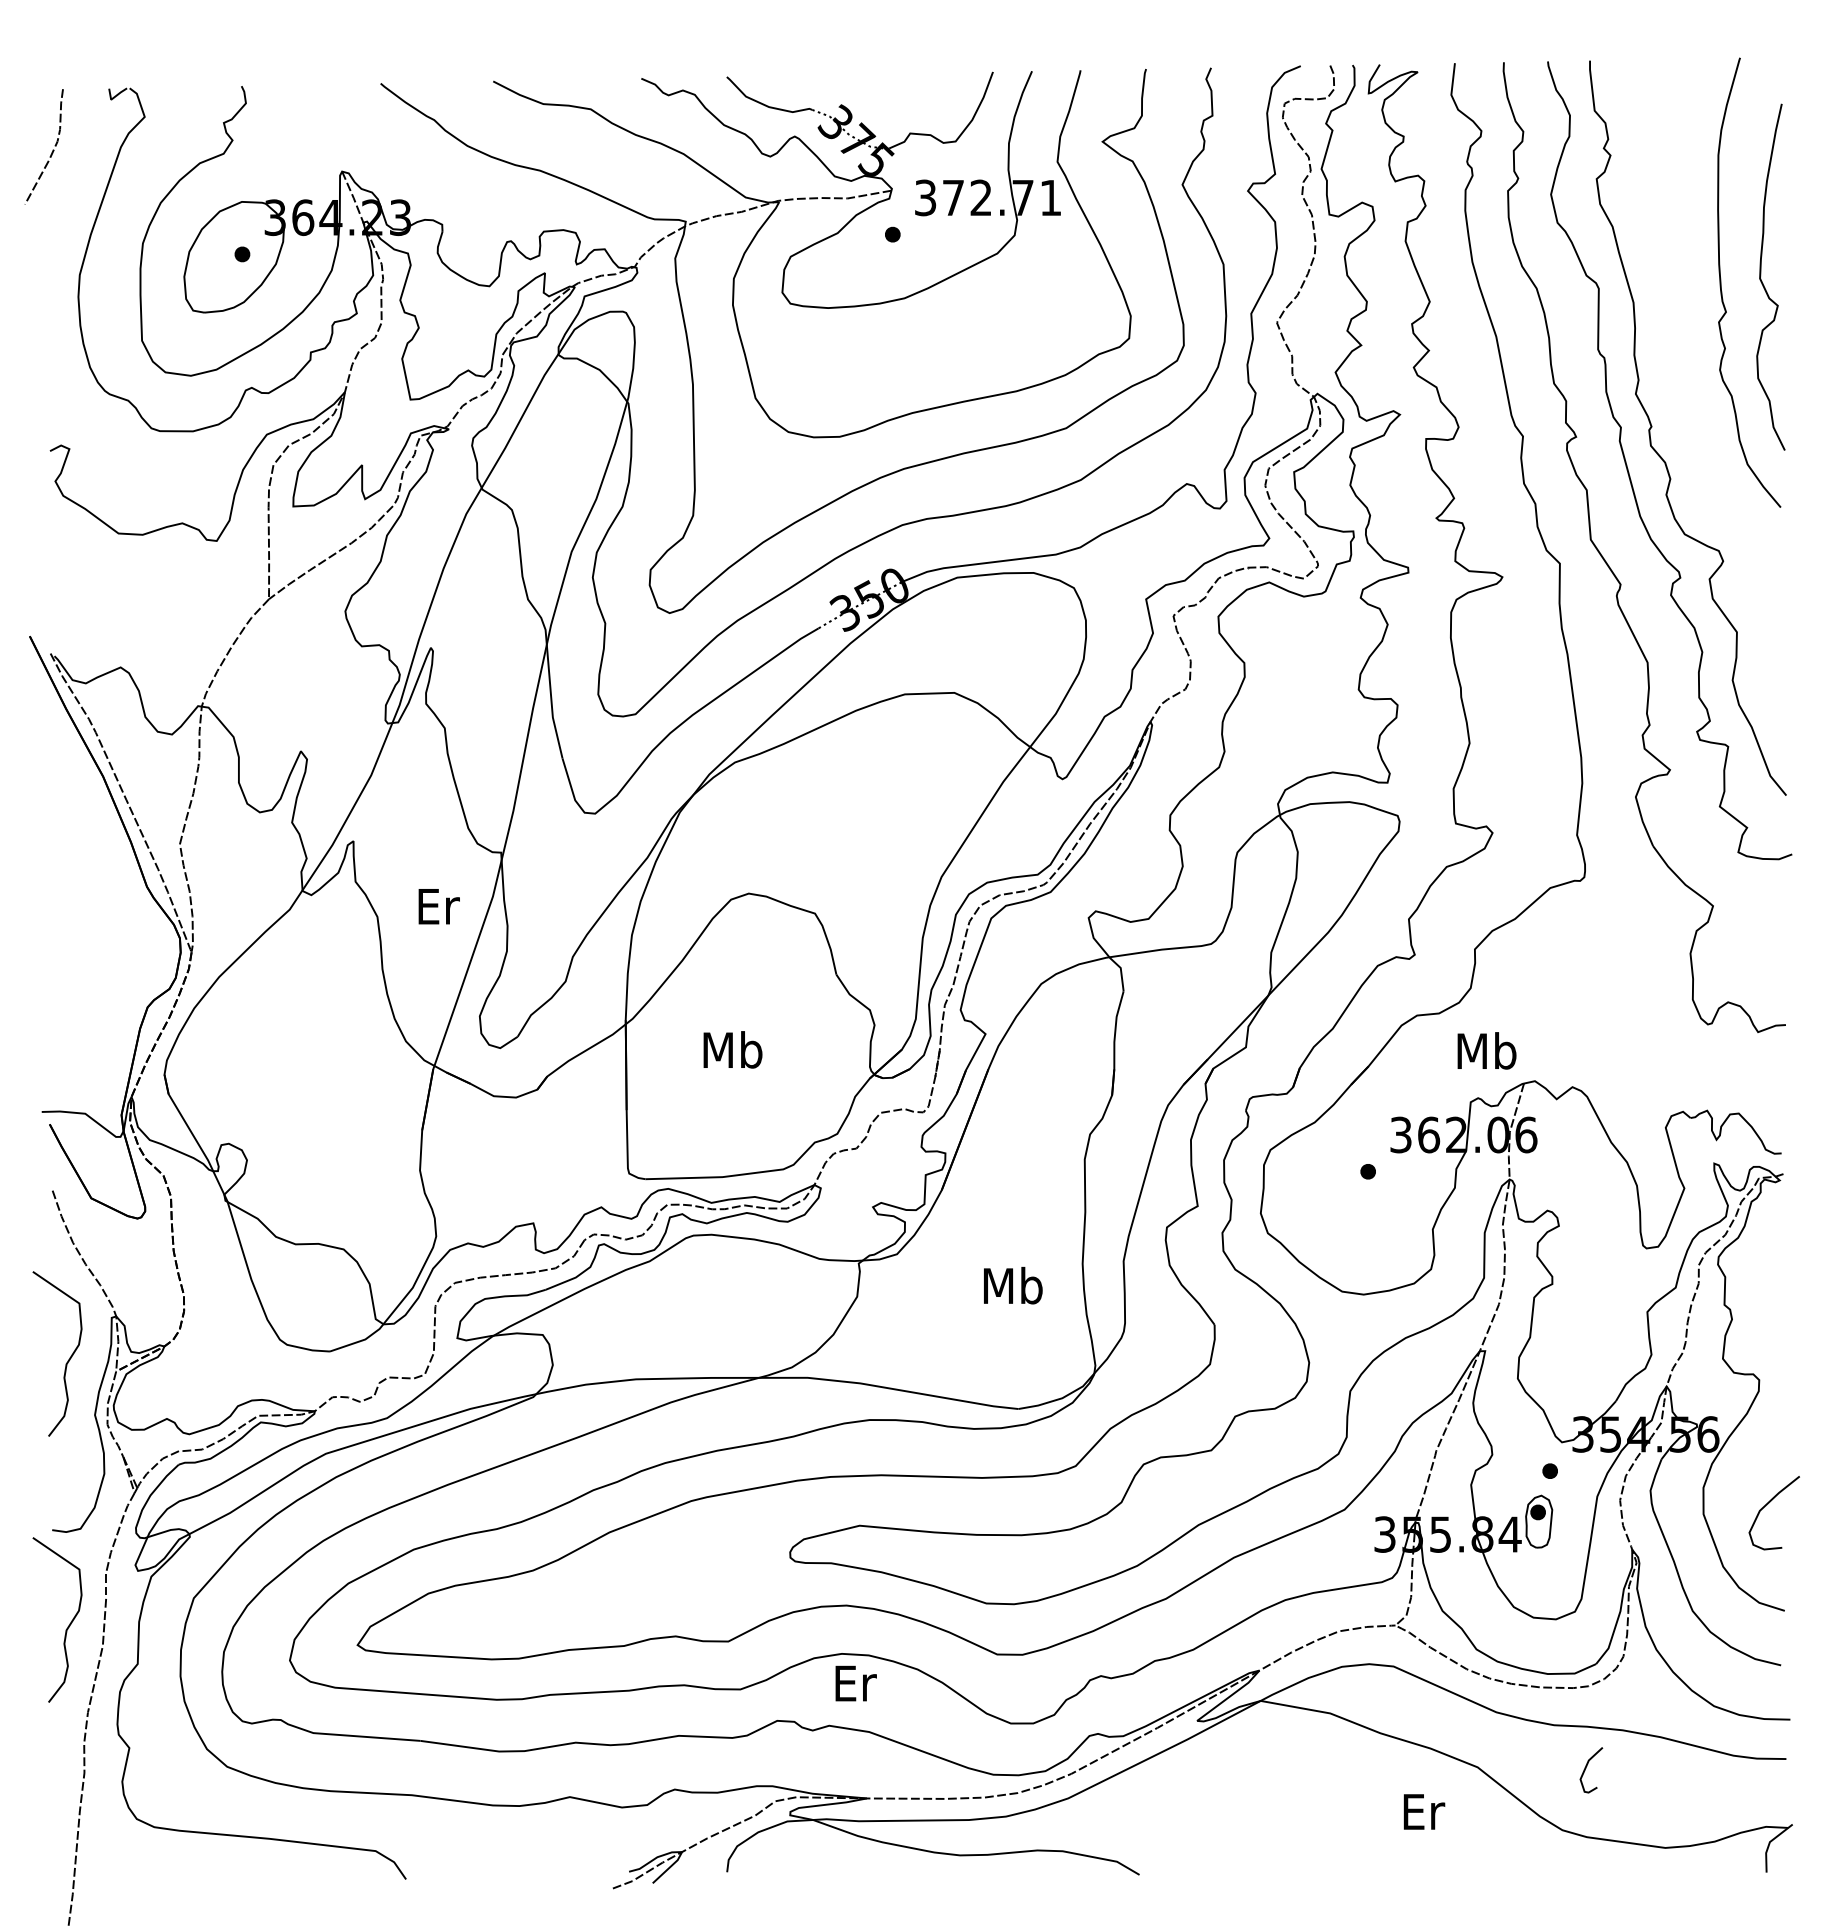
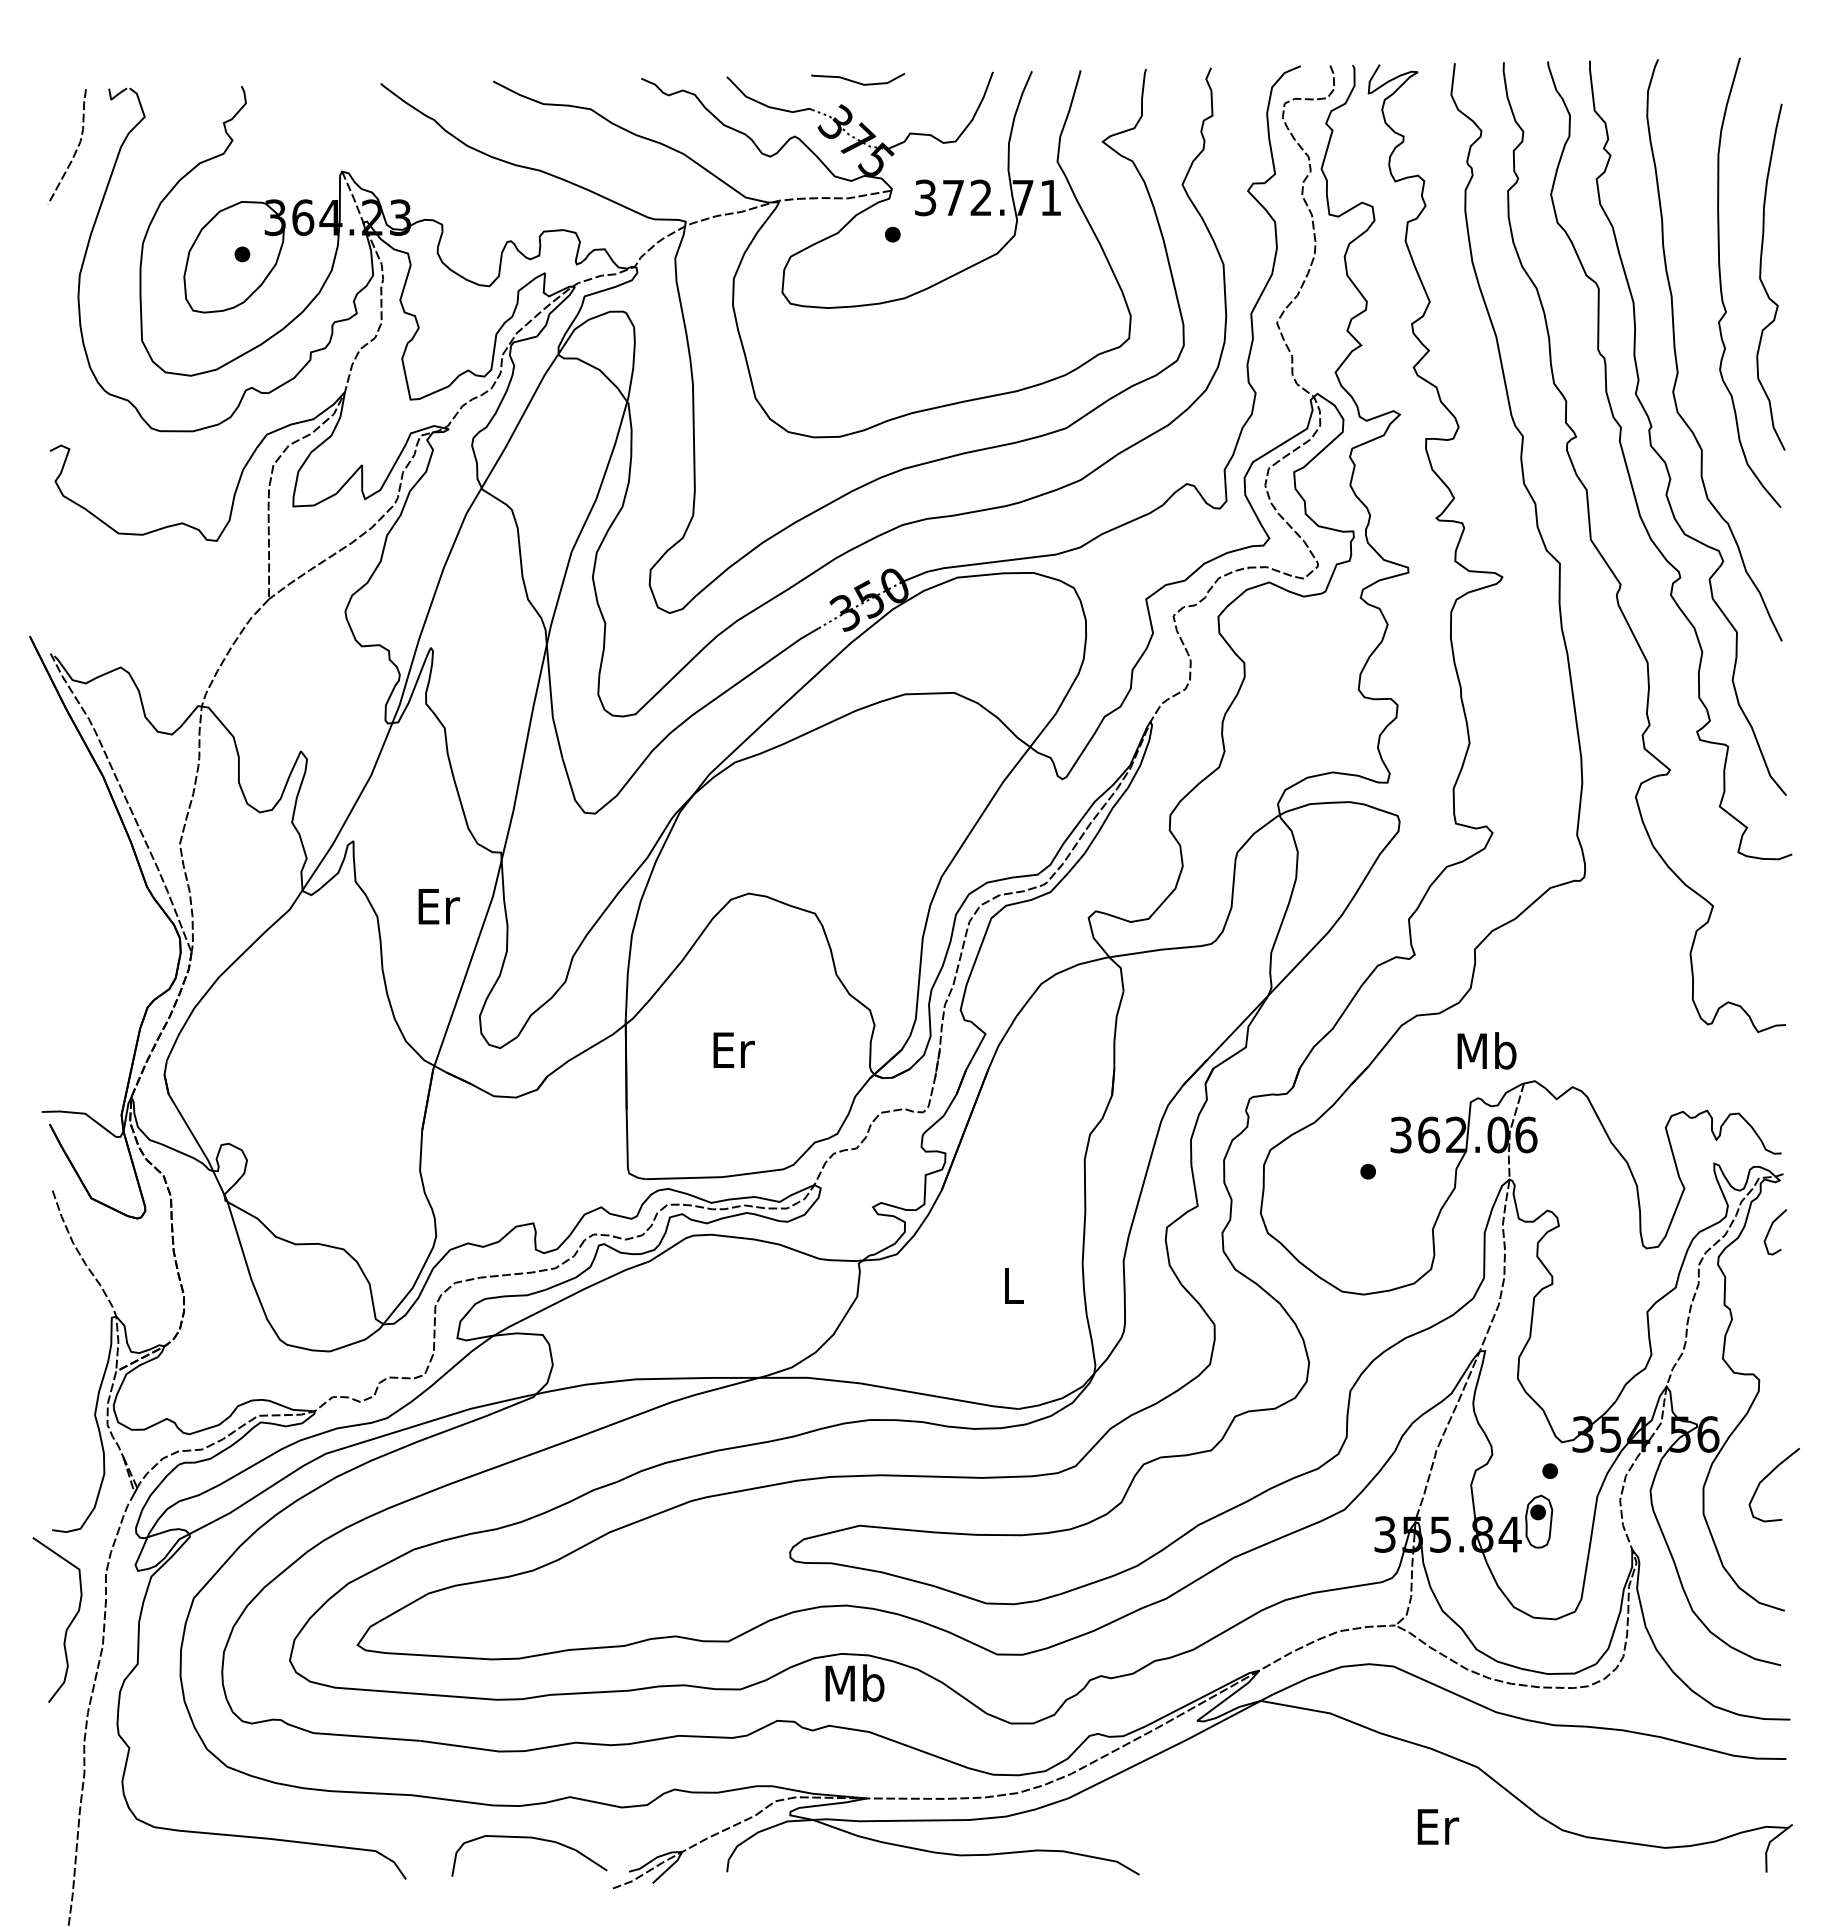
curve: none -> present (857, 81)
curve position: (52, 150) -> (75, 150) (75, 150)
curve: none -> present (1676, 352)
text: Mb -> Er (732, 1049)
text: Mb -> L (1013, 1285)
curve: present -> none (67, 1360)
curve position: (1767, 1505) -> (1767, 1477) (1767, 1477)
text: Er -> Mb (854, 1682)
curve position: (1586, 1768) -> (1770, 1230) (1770, 1230)
text position: (1424, 1811) -> (1438, 1826) (1438, 1826)
curve: none -> present (529, 1838)
